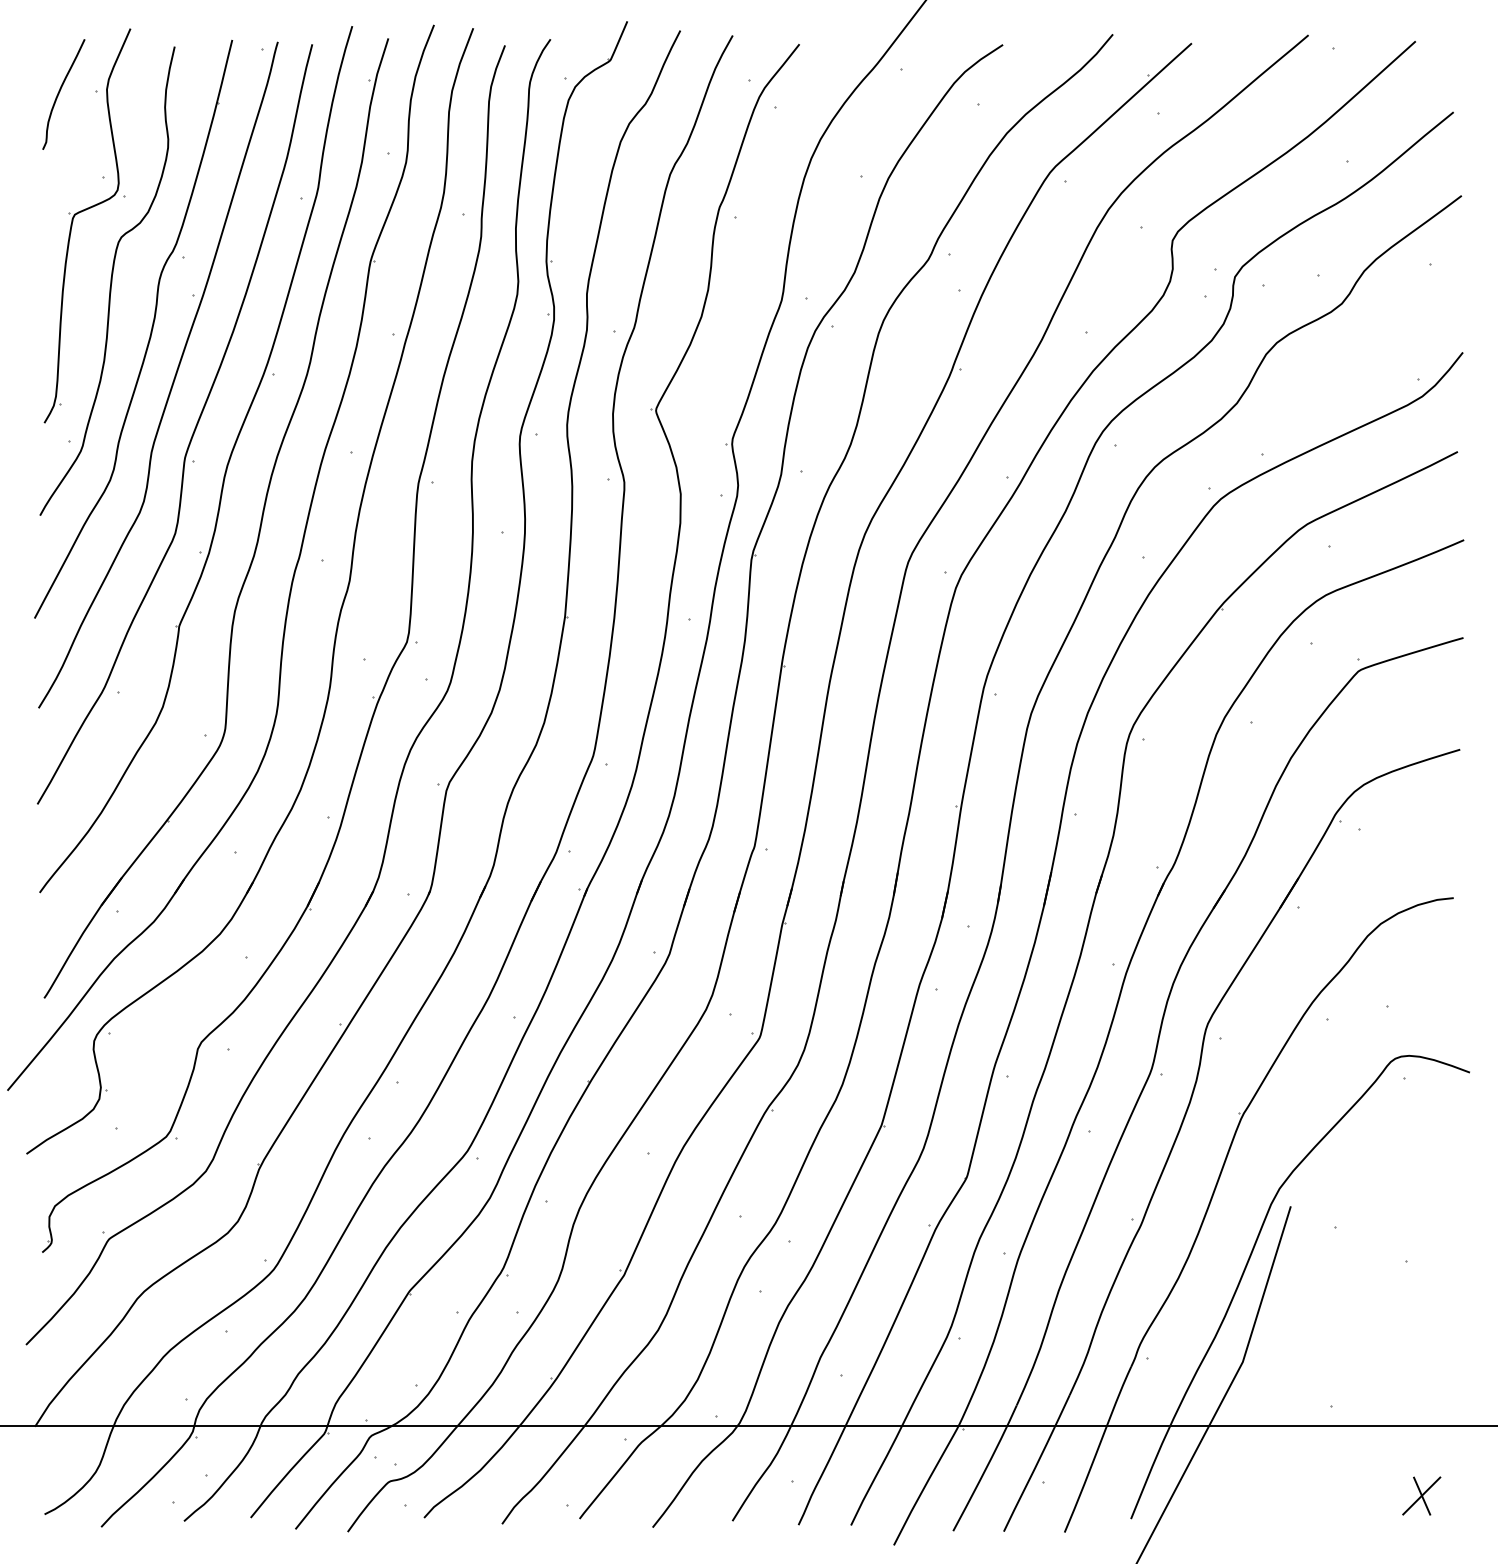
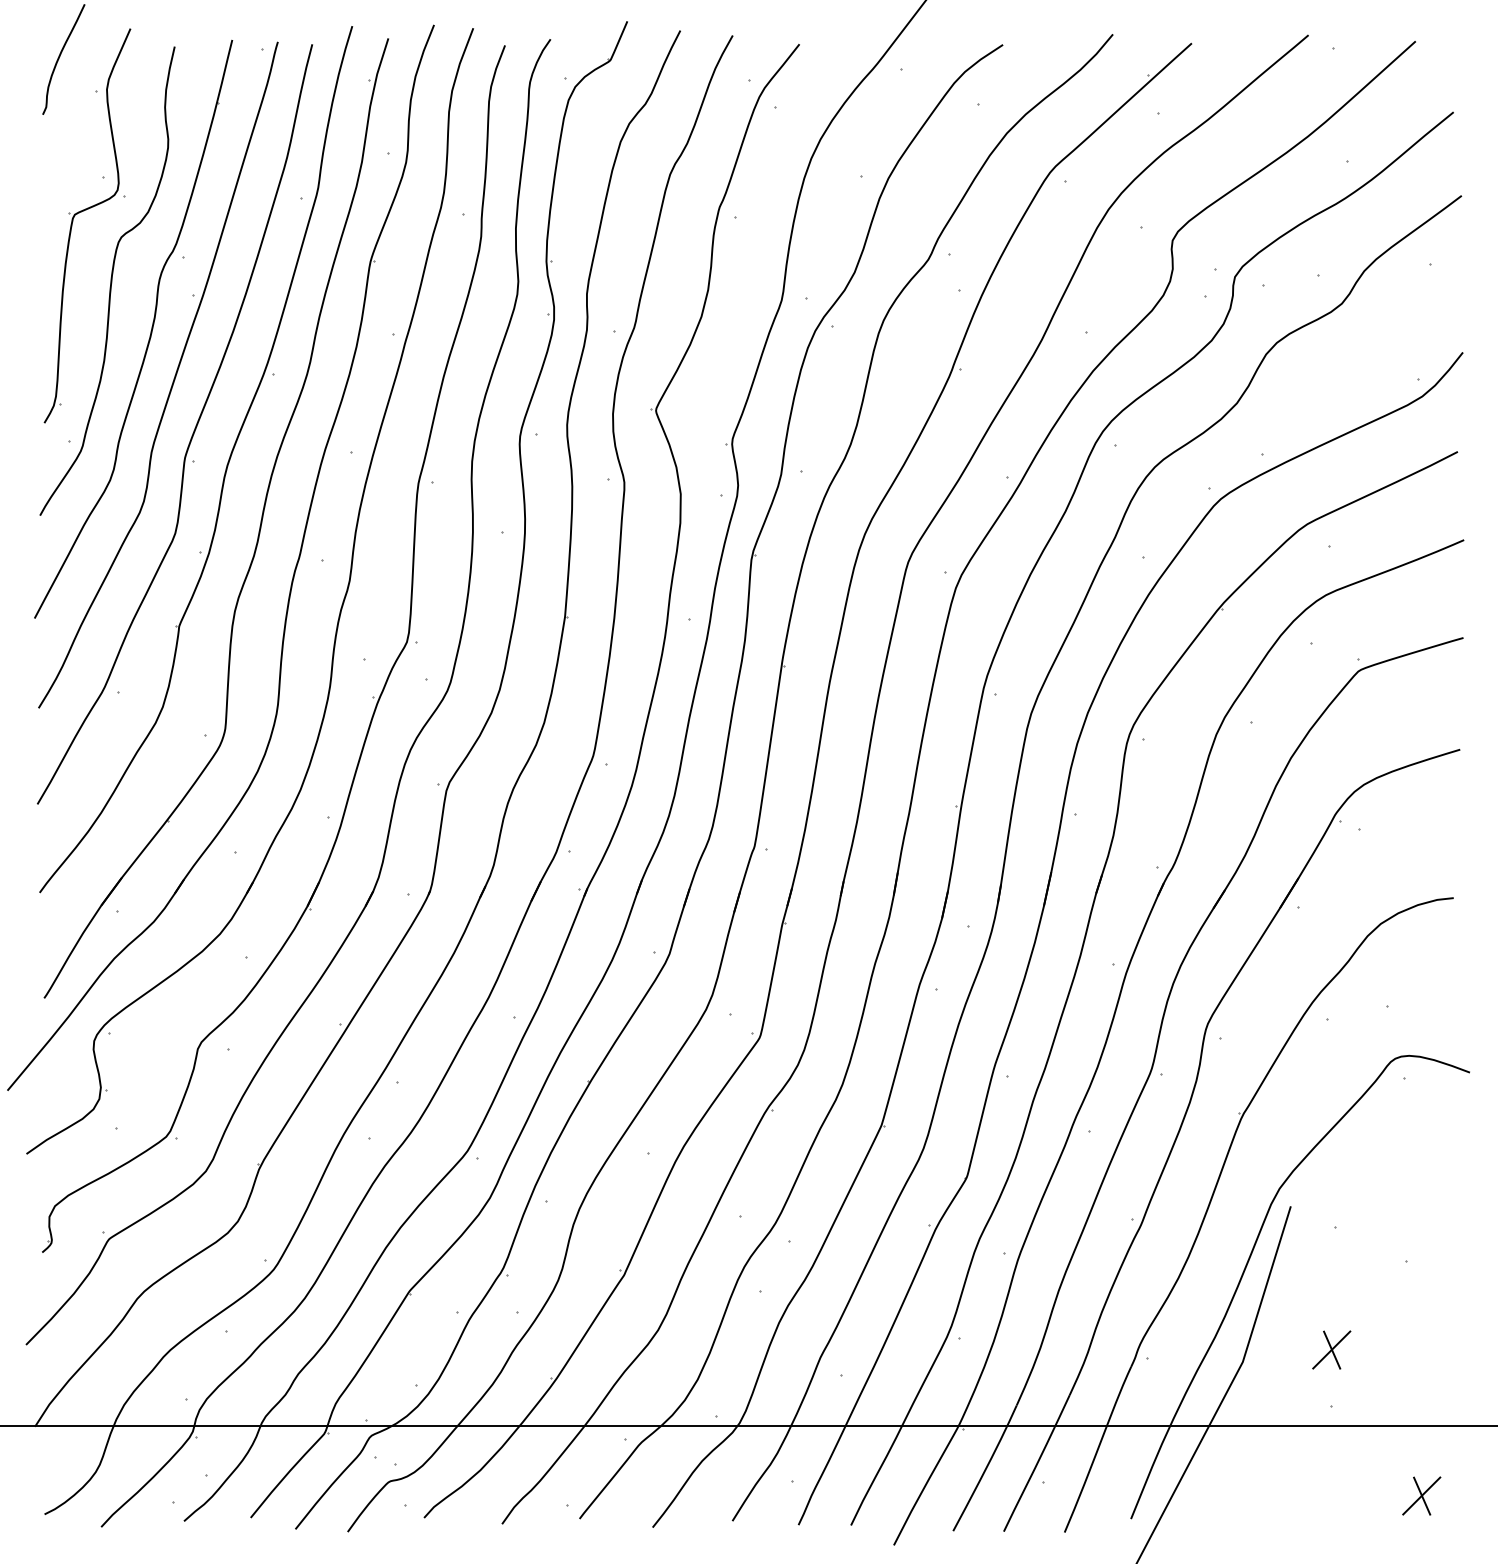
curve position: (59, 94) -> (59, 59) (59, 59)
part: none -> present (1331, 1349)
